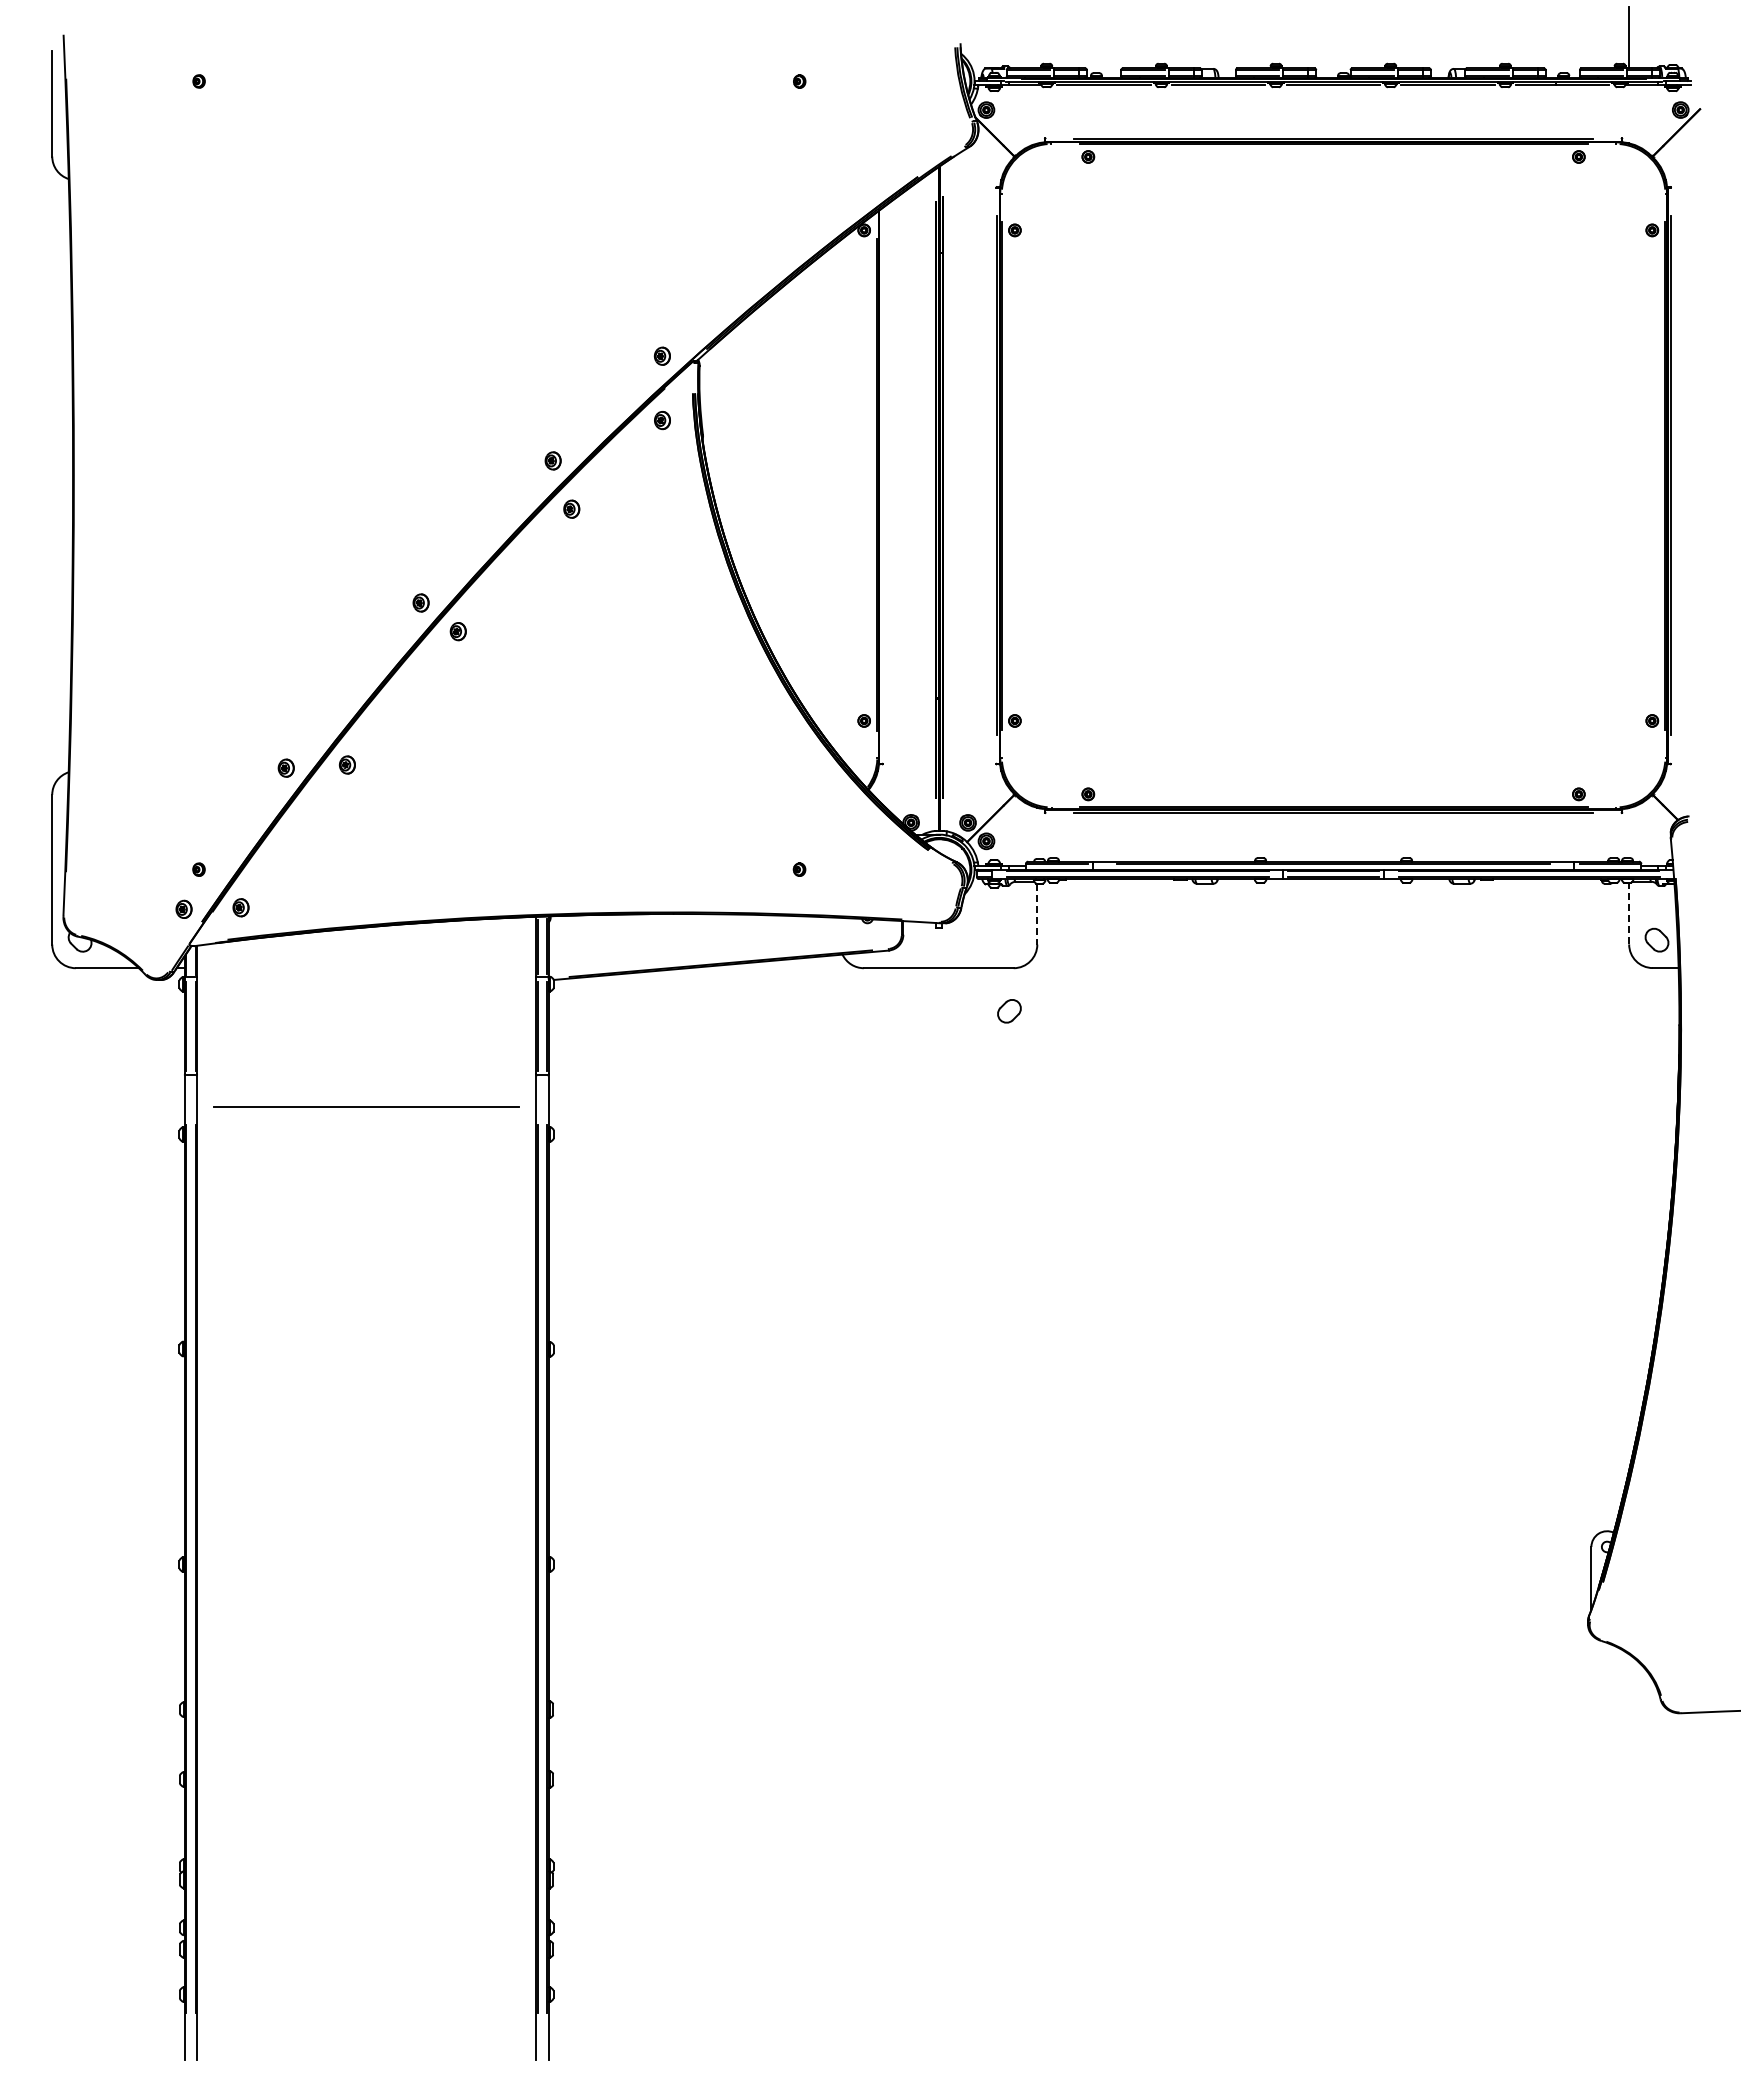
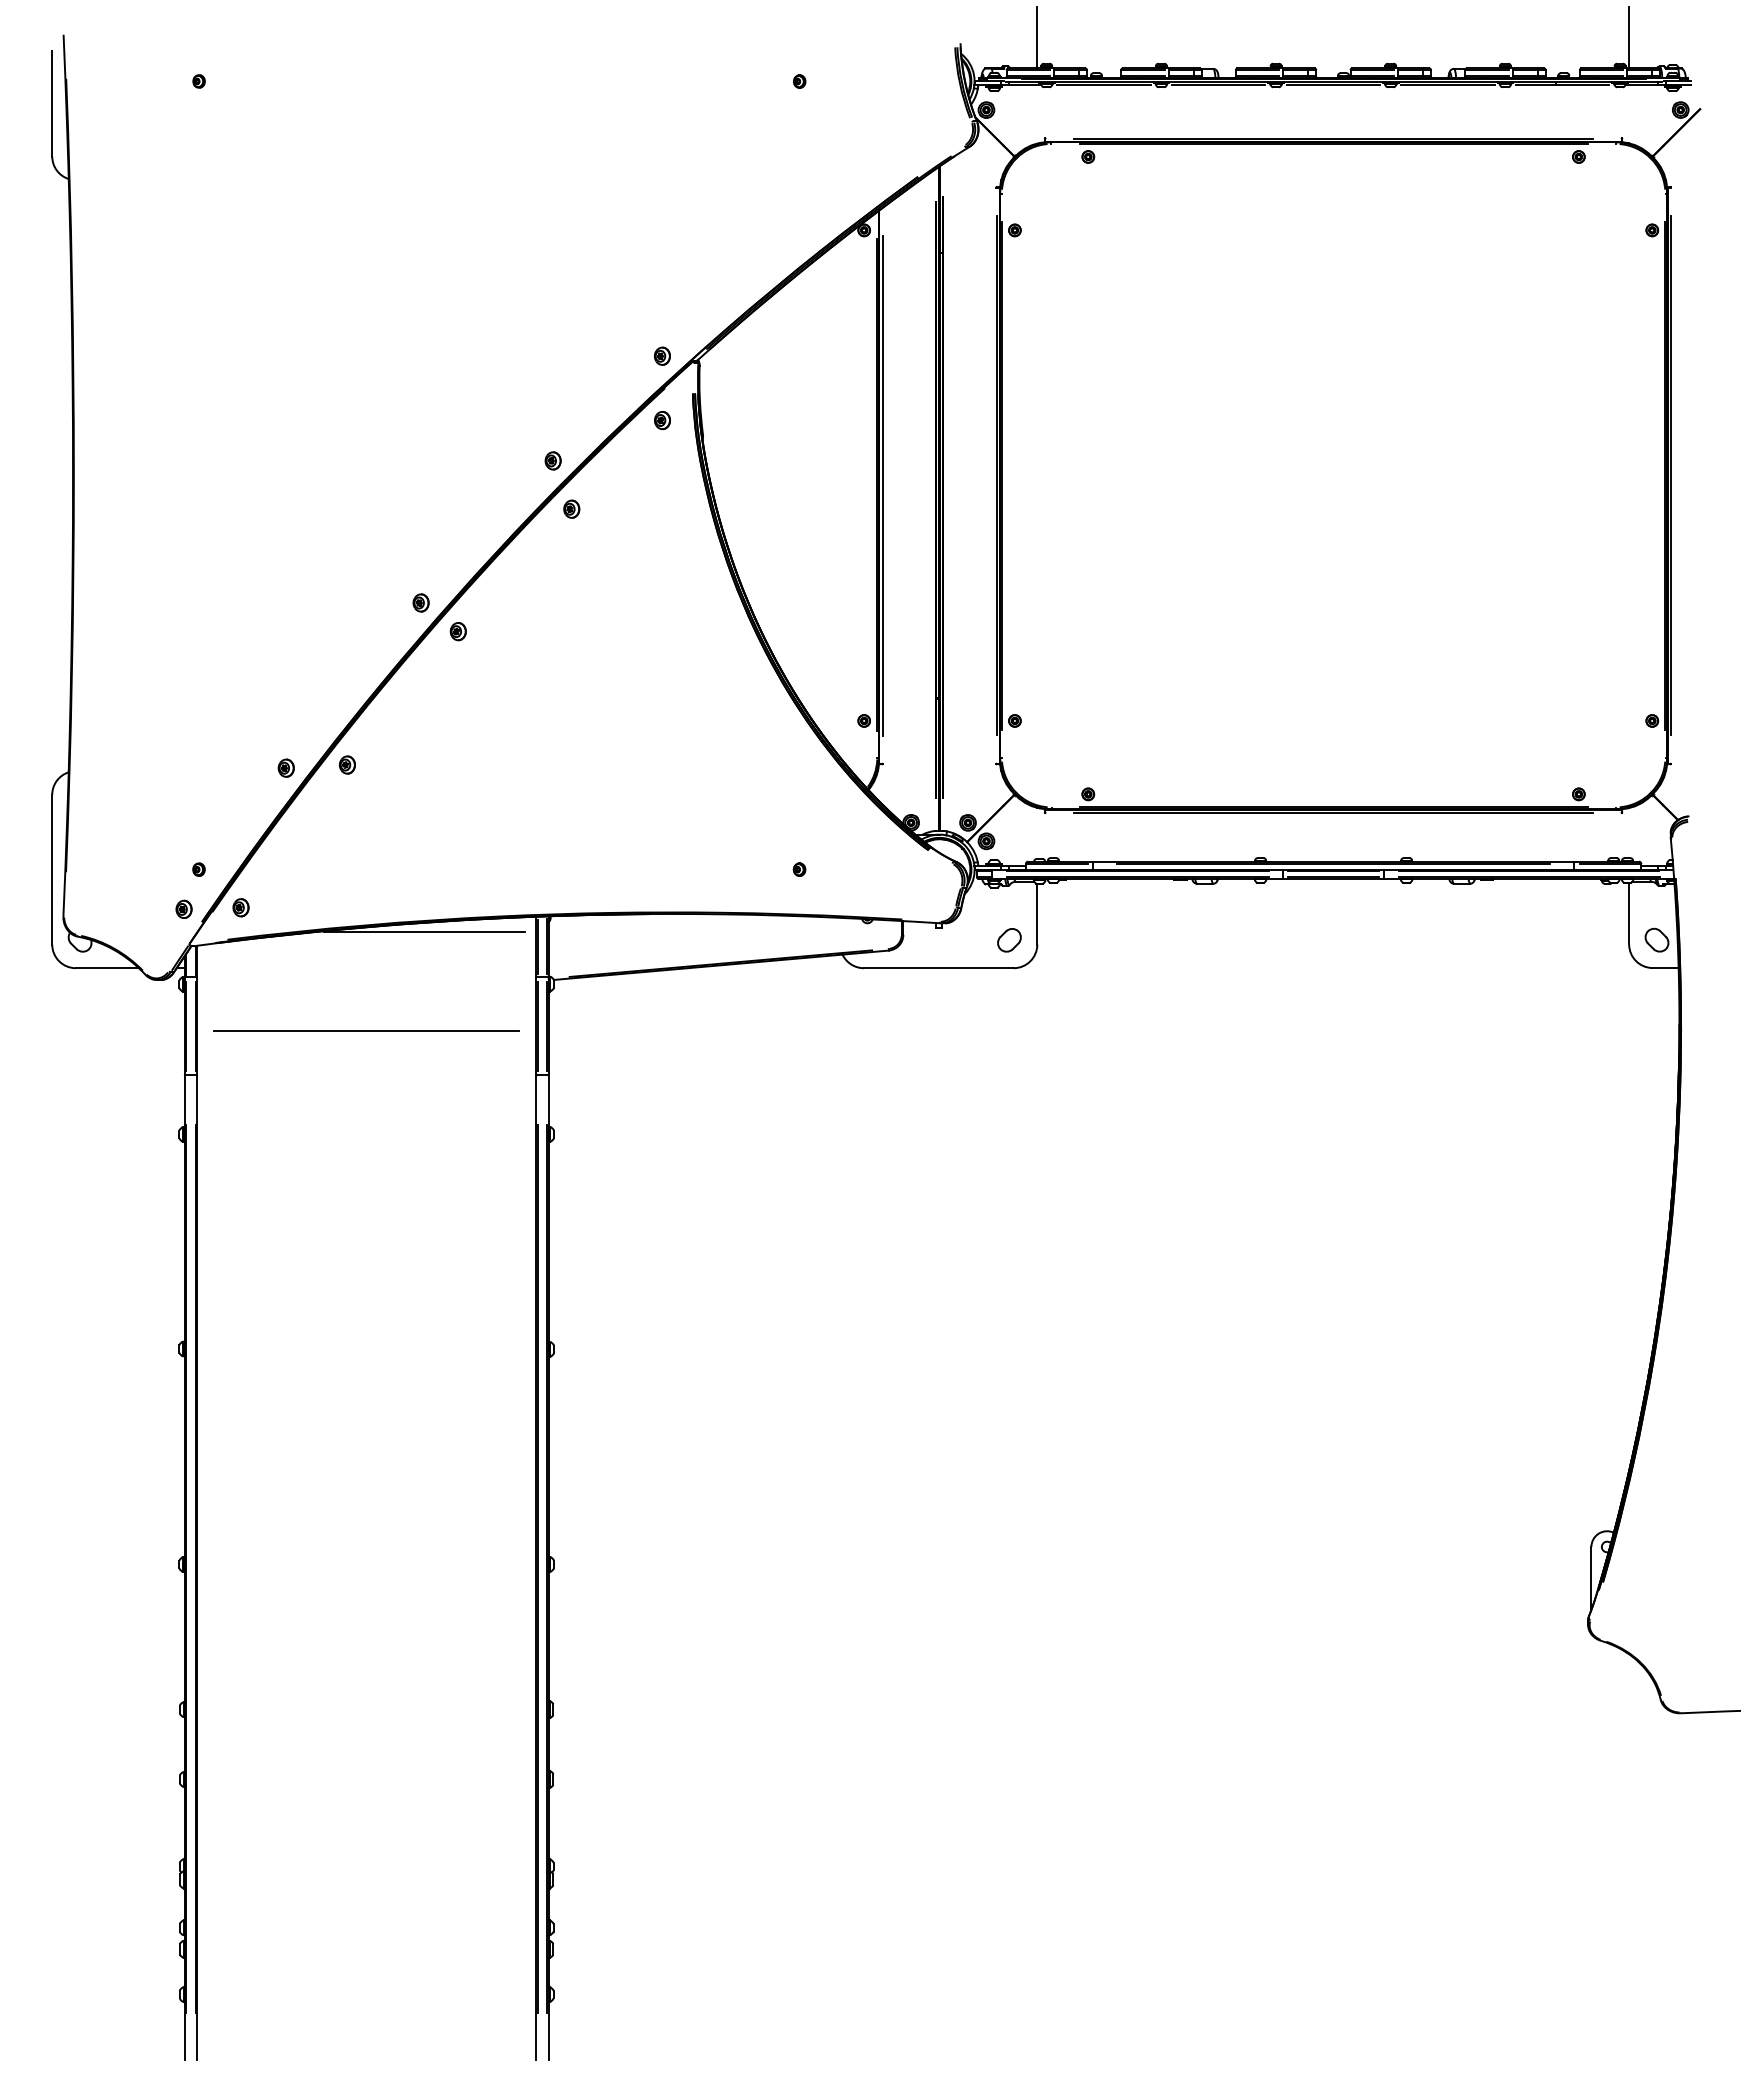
line: none -> present (1037, 37)
line: none -> present (882, 485)
line: dashed -> solid (1629, 913)
line: dashed -> solid (1037, 914)
line: none -> present (423, 932)
part position: (1009, 1011) -> (1009, 940) (1009, 940)
line position: (366, 1106) -> (366, 1030) (366, 1030)
